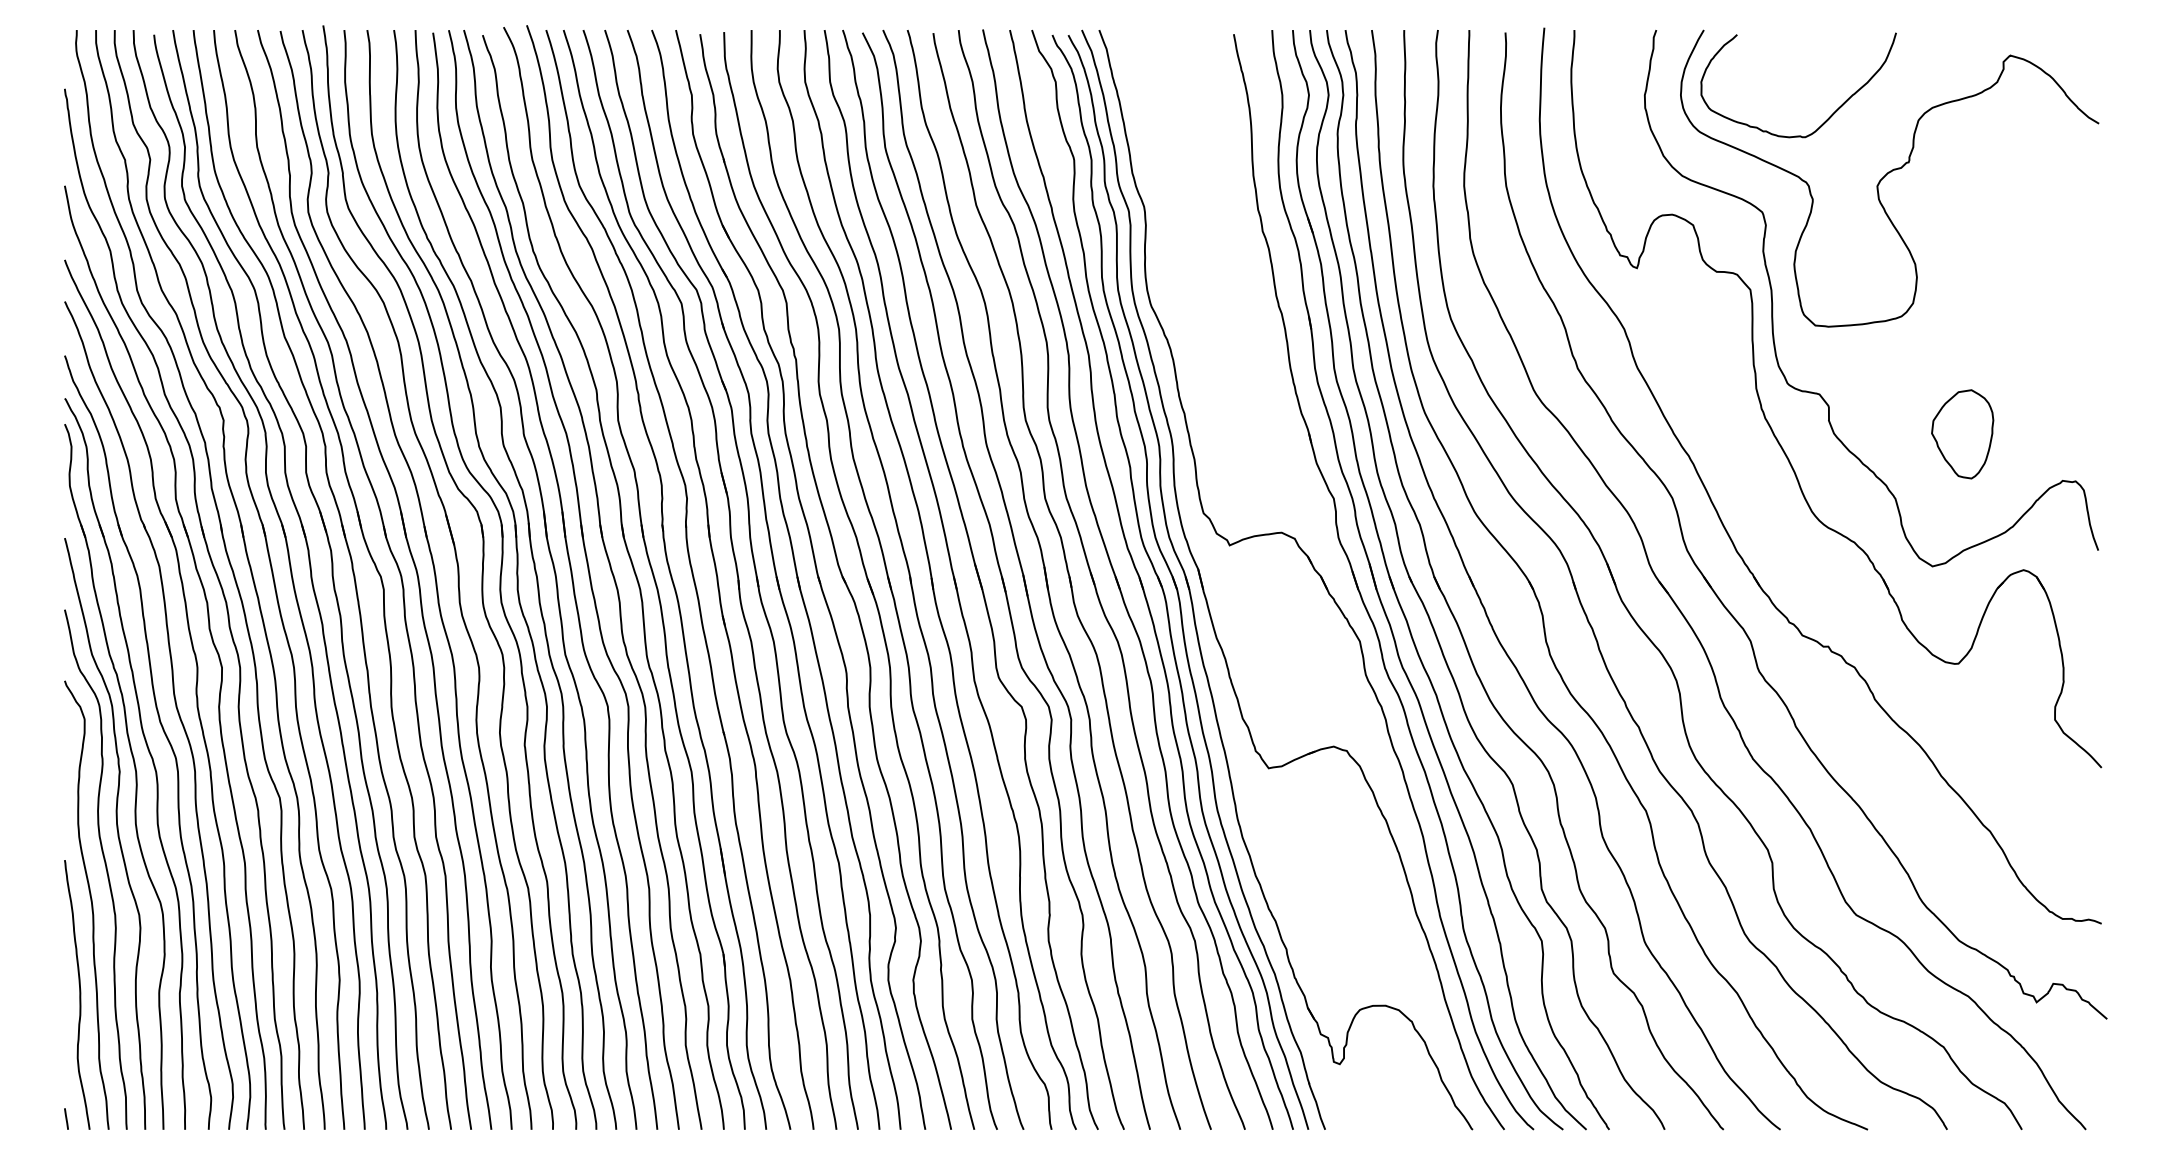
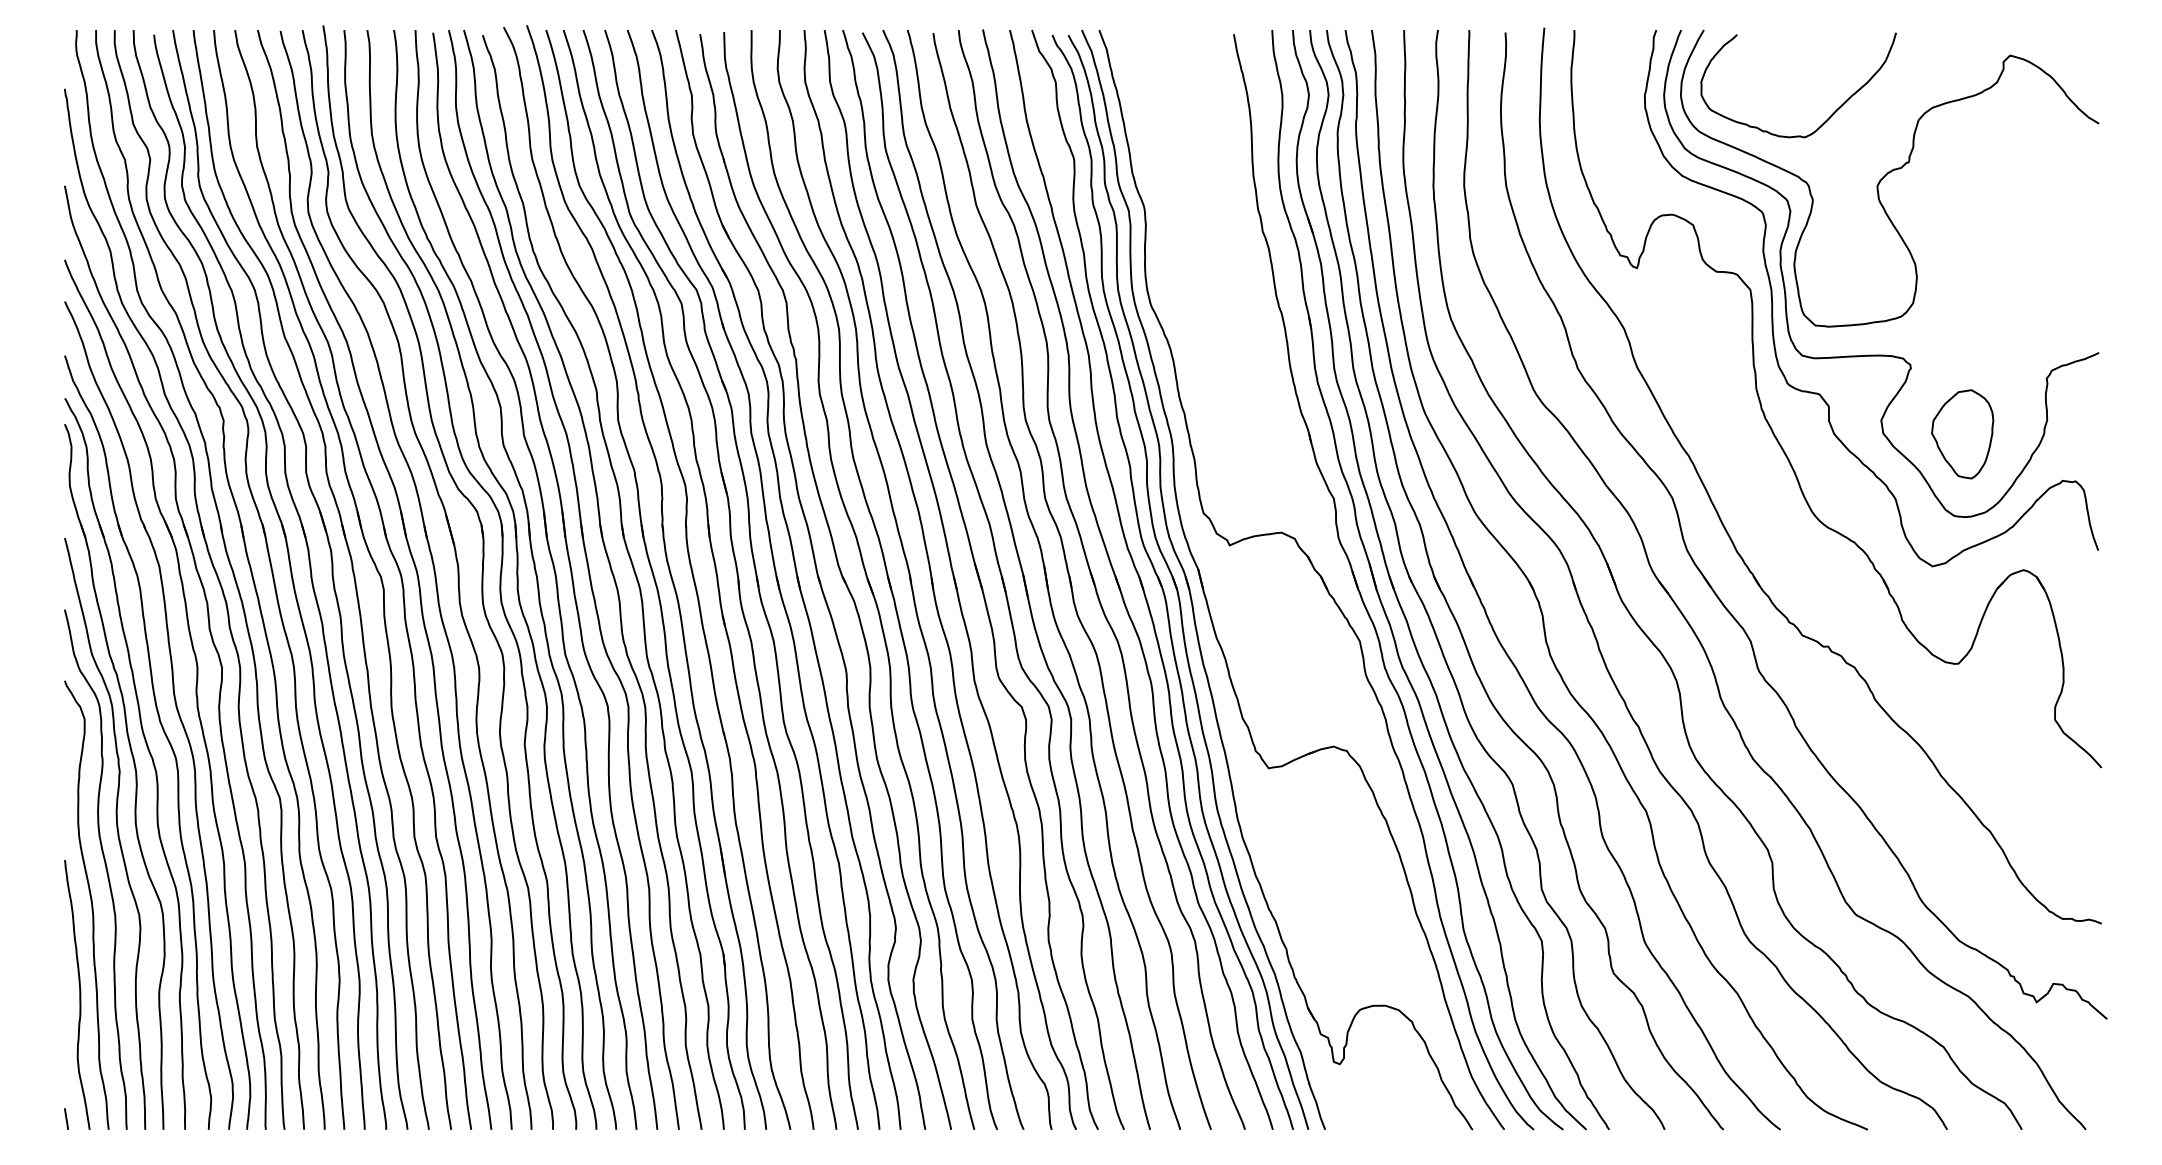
curve: none -> present (1881, 354)
